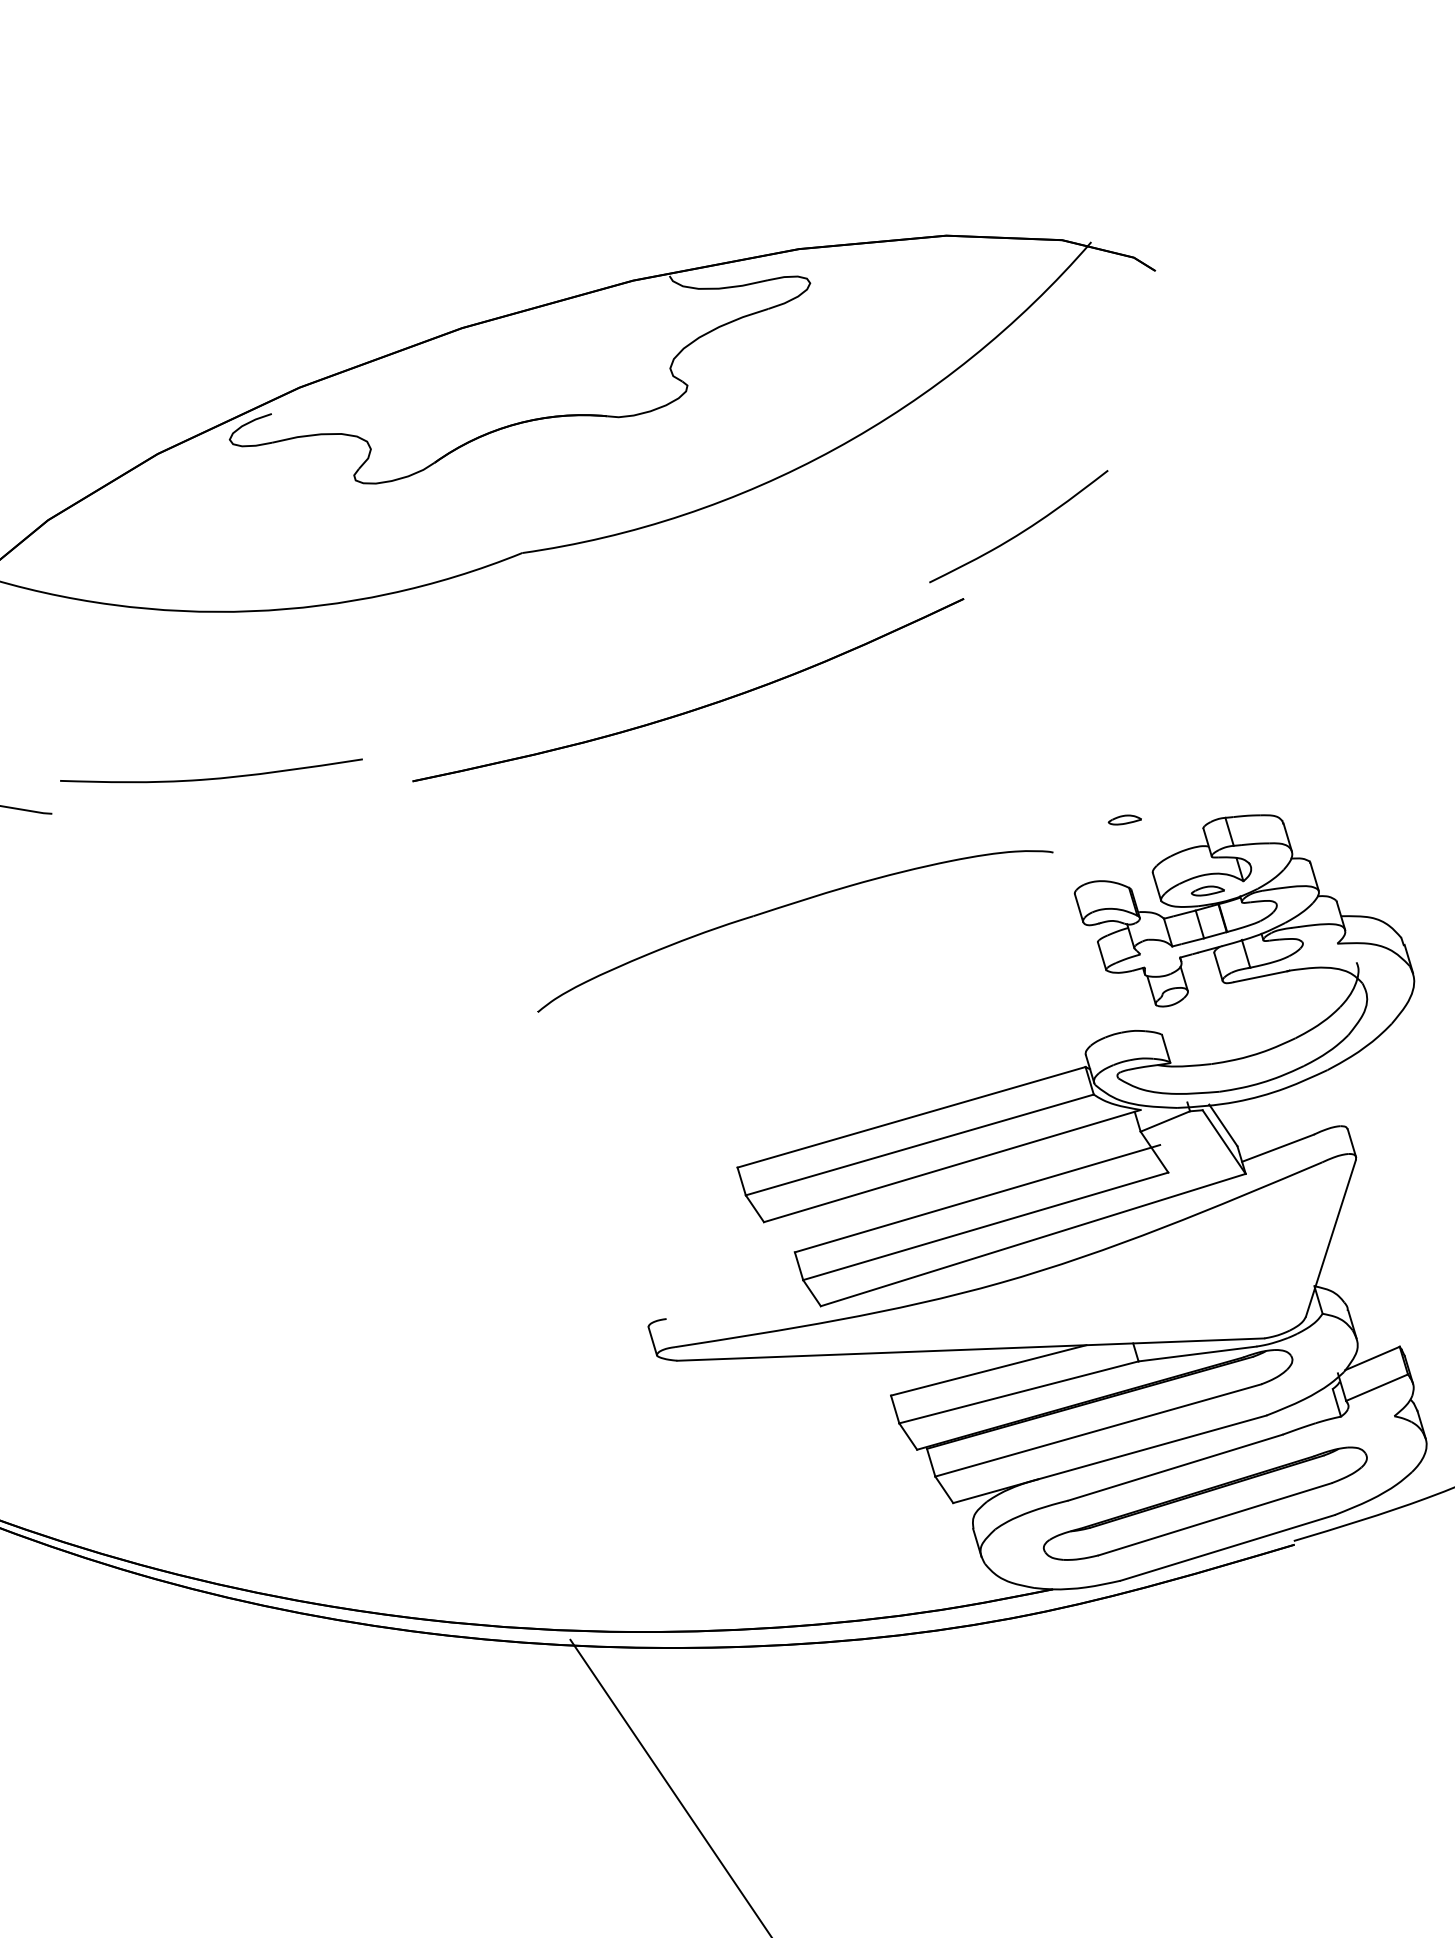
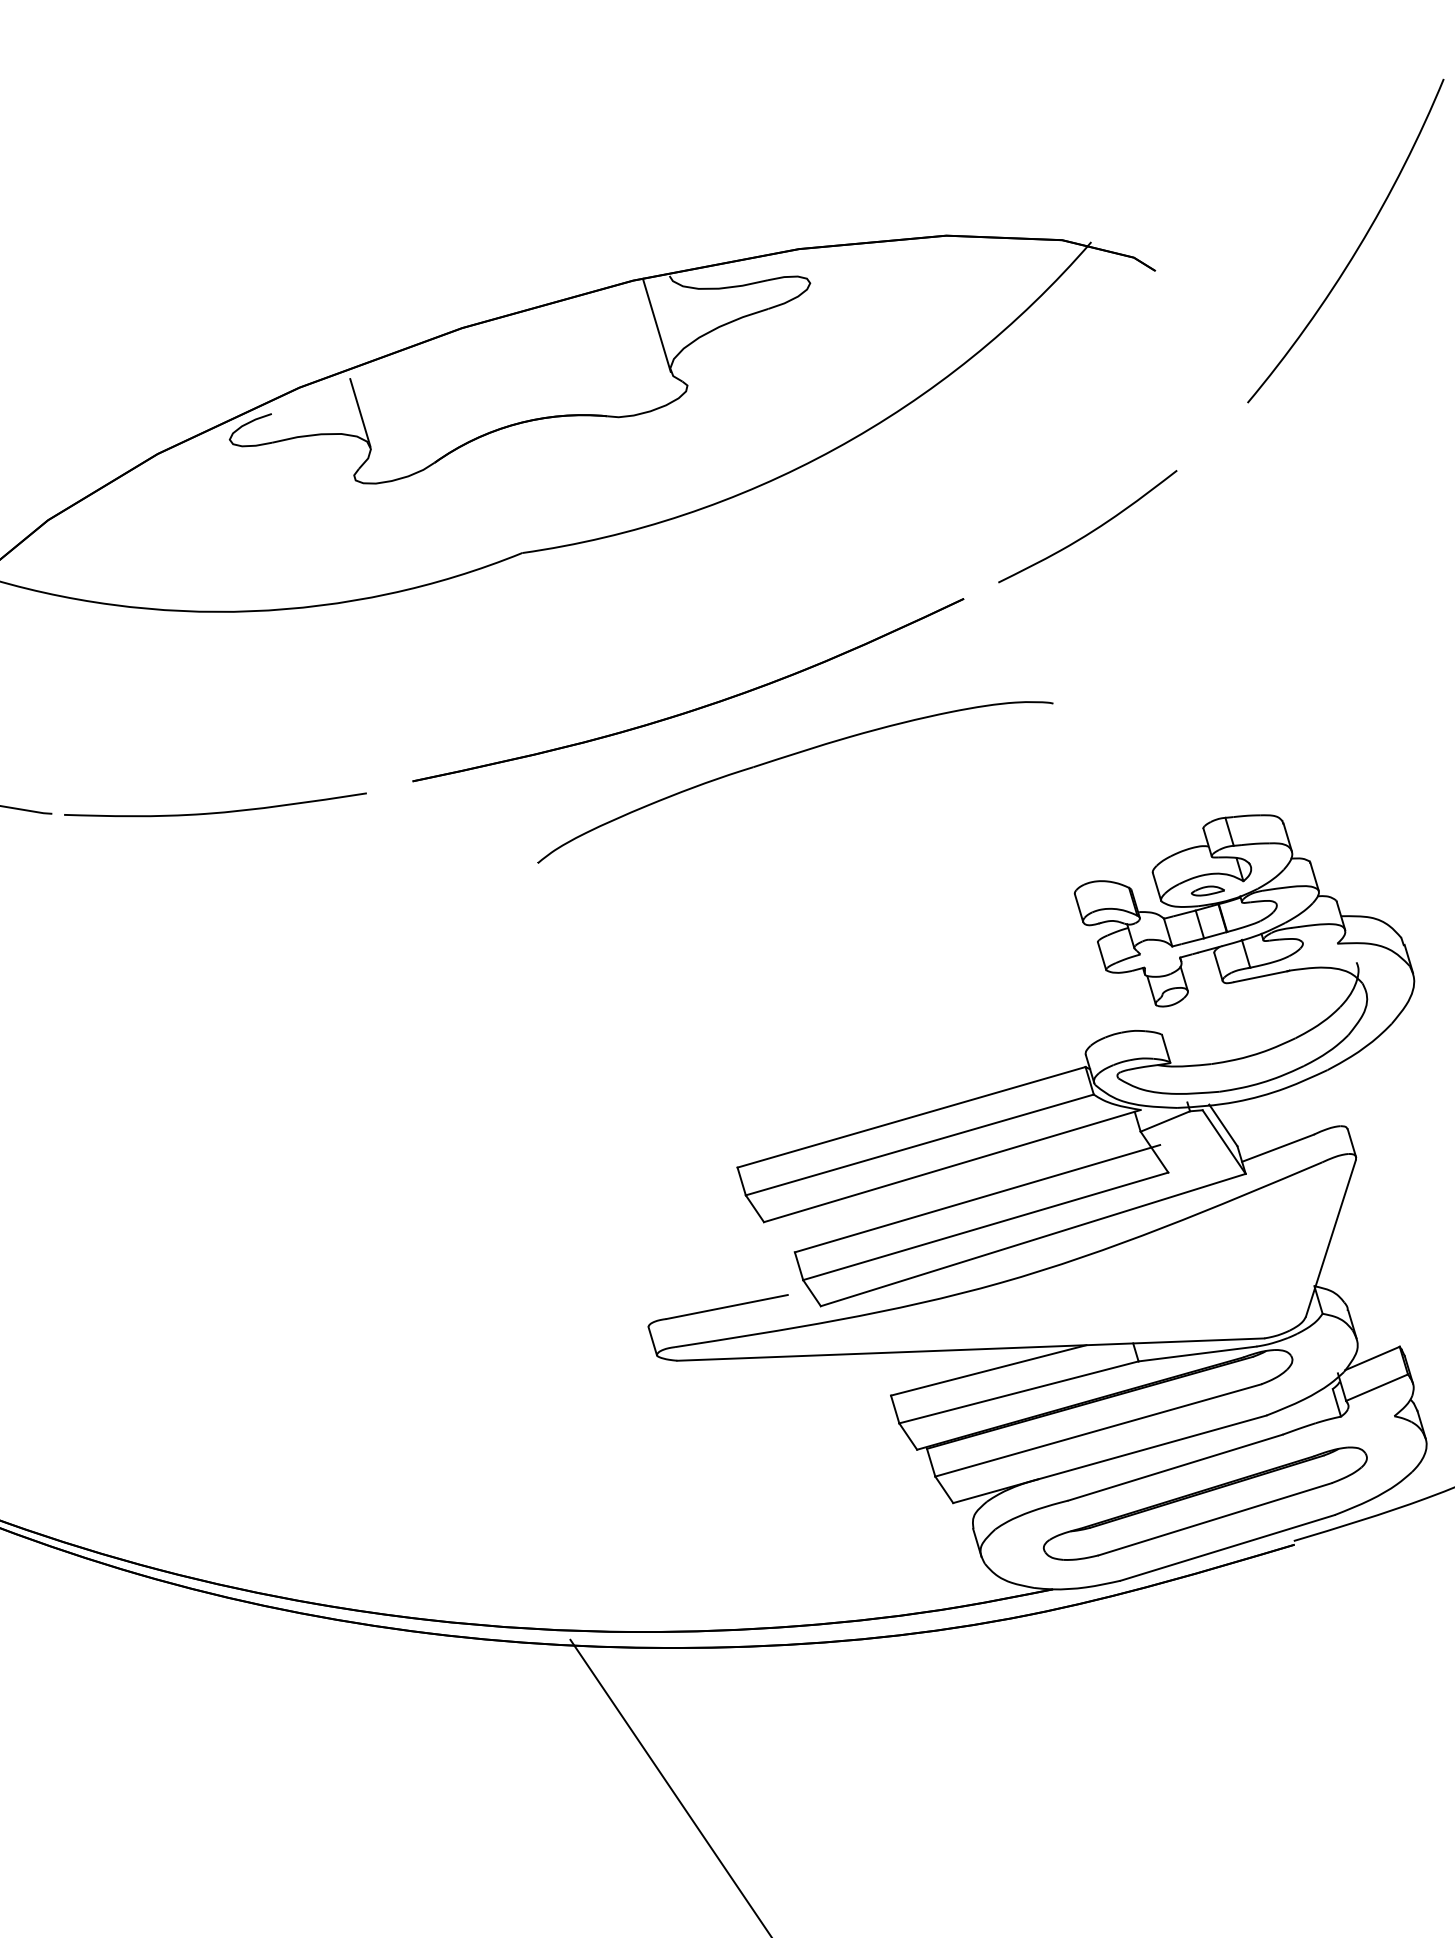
arc: none -> present (1357, 247)
line: none -> present (656, 324)
line: none -> present (360, 412)
curve position: (1021, 531) -> (1090, 531) (1090, 531)
curve position: (211, 778) -> (215, 812) (215, 812)
part: present -> none (1124, 819)
part position: (787, 906) -> (787, 757) (787, 757)
line: none -> present (726, 1307)
